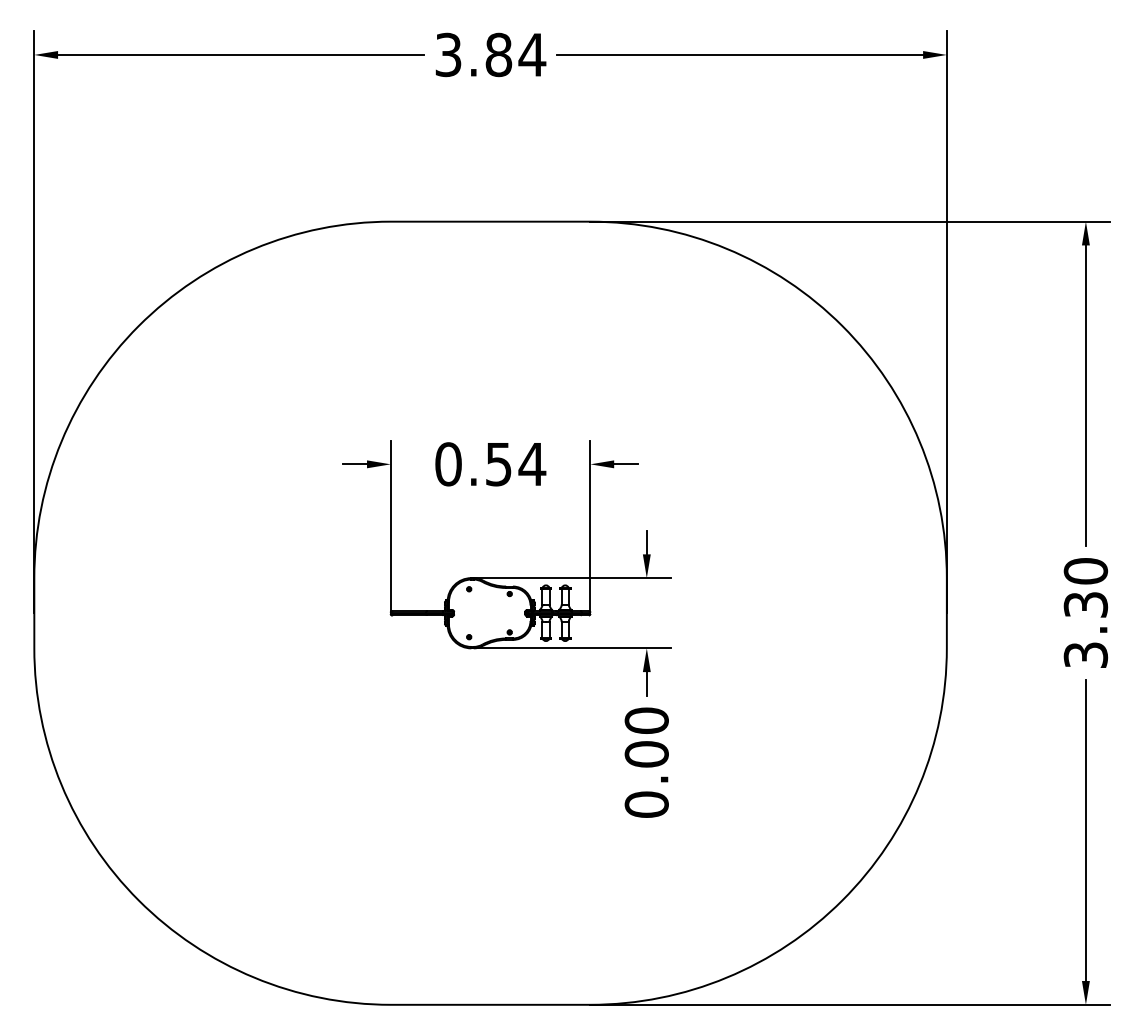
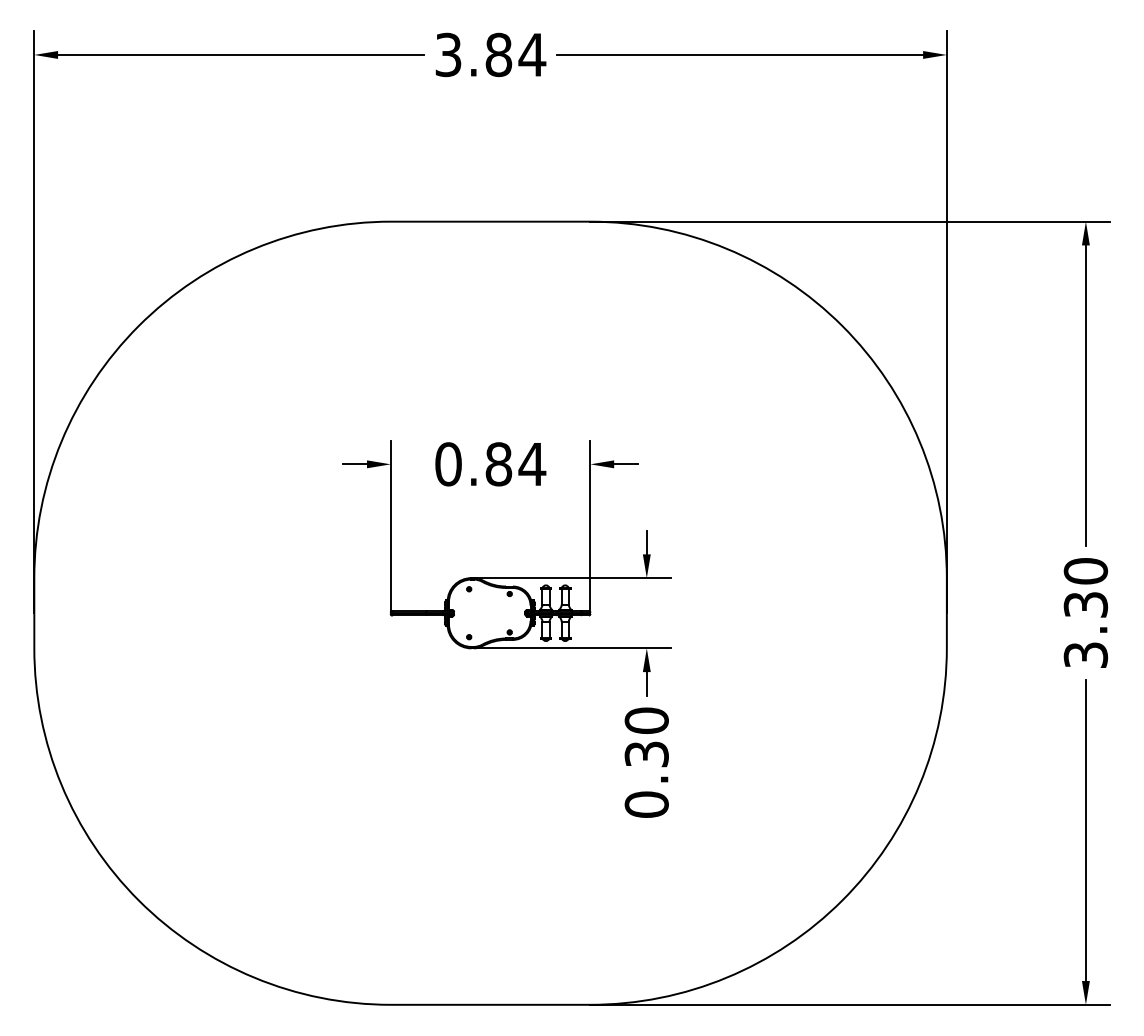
text: 0.54 -> 0.84 (498, 464)
text: 0.00 -> 0.30 (646, 754)
